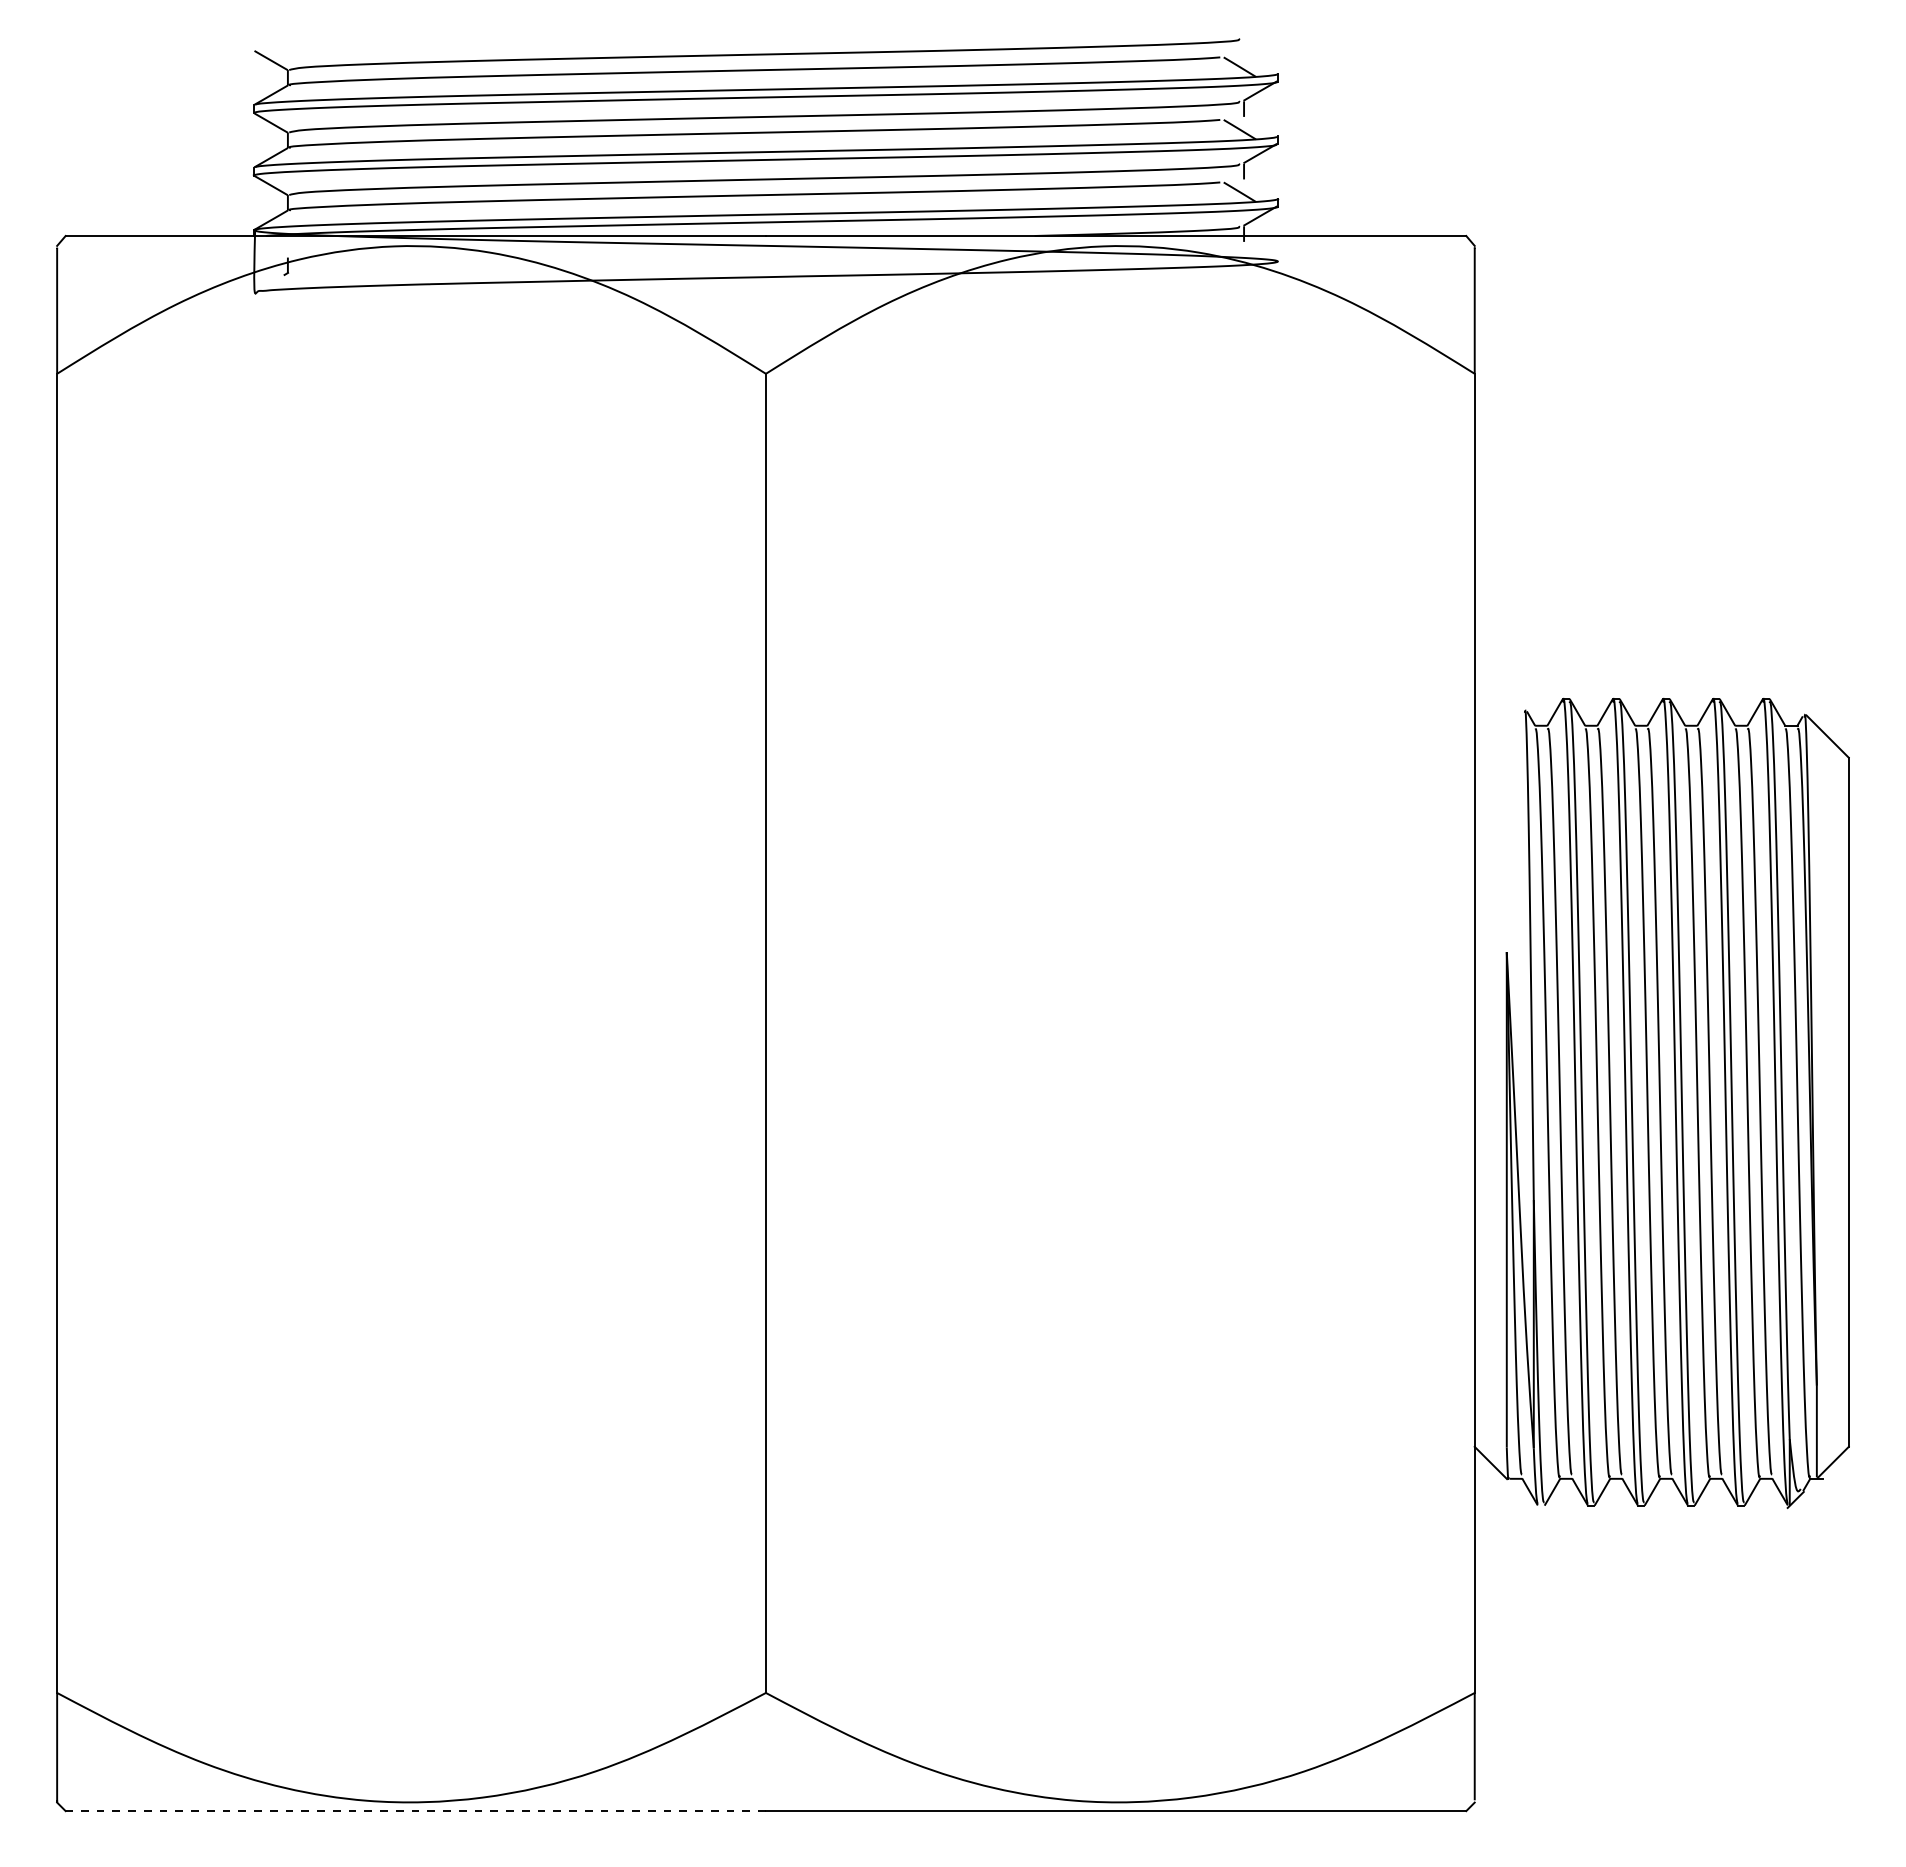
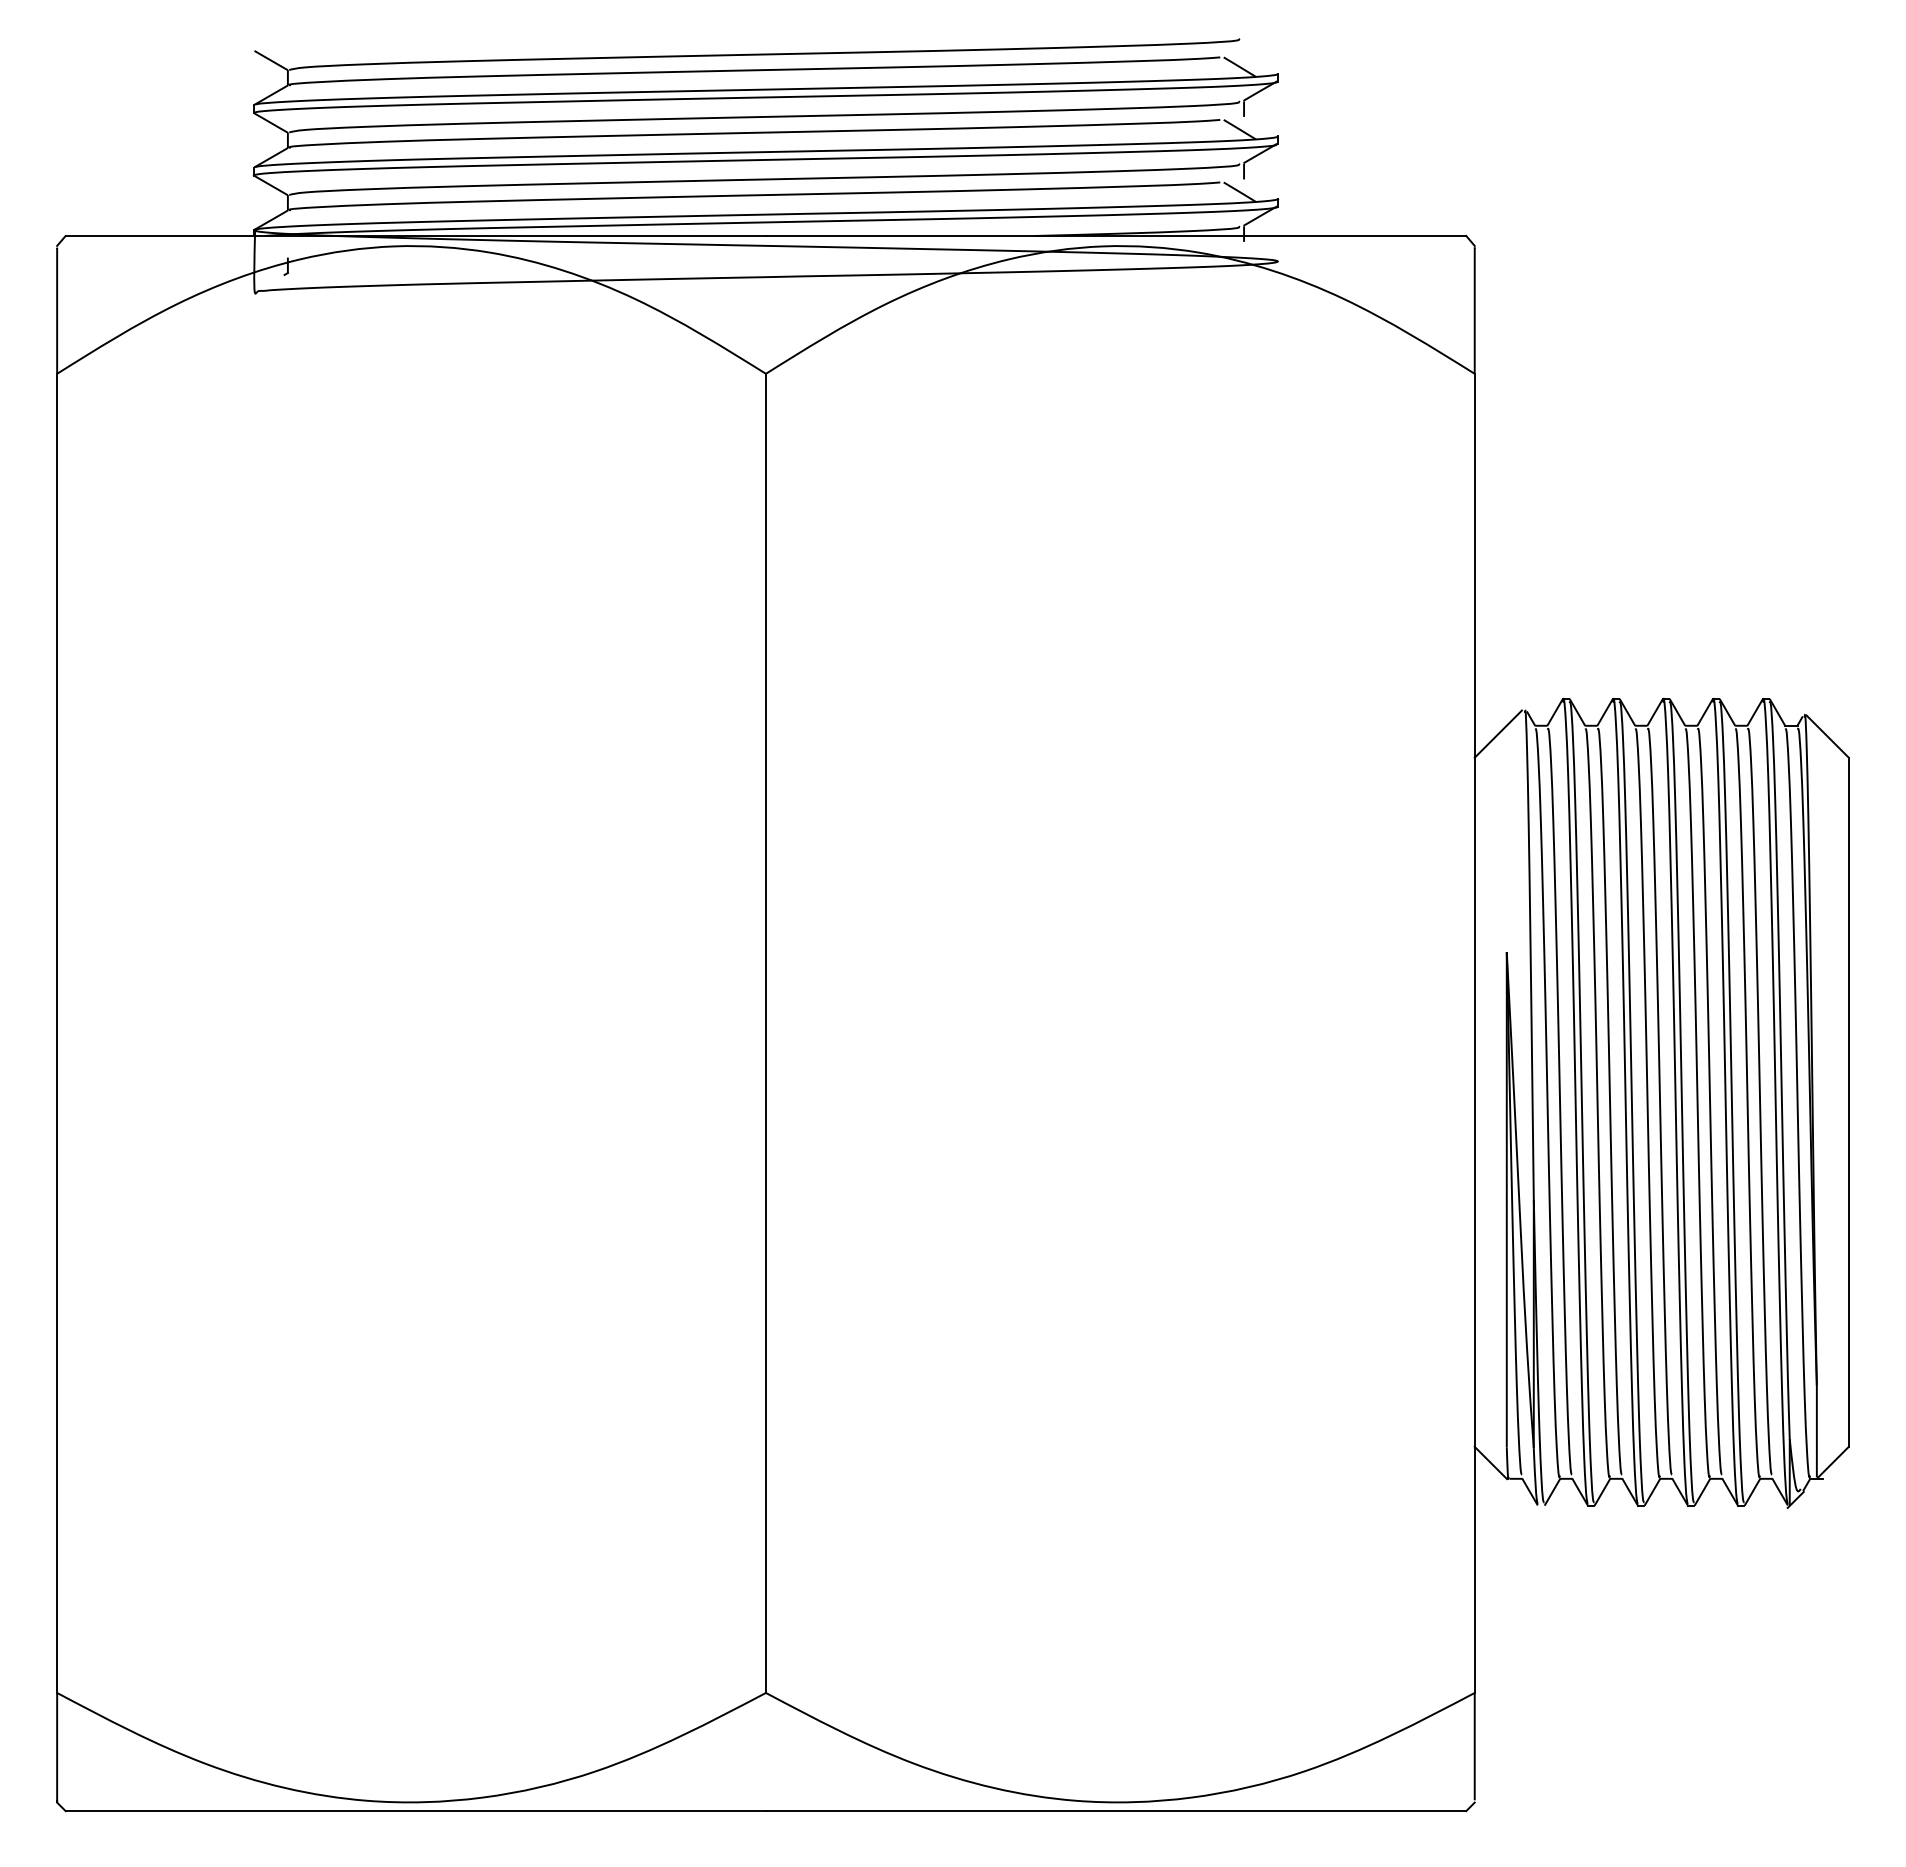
line: none -> present (1497, 733)
line: dashed -> solid (415, 1811)
